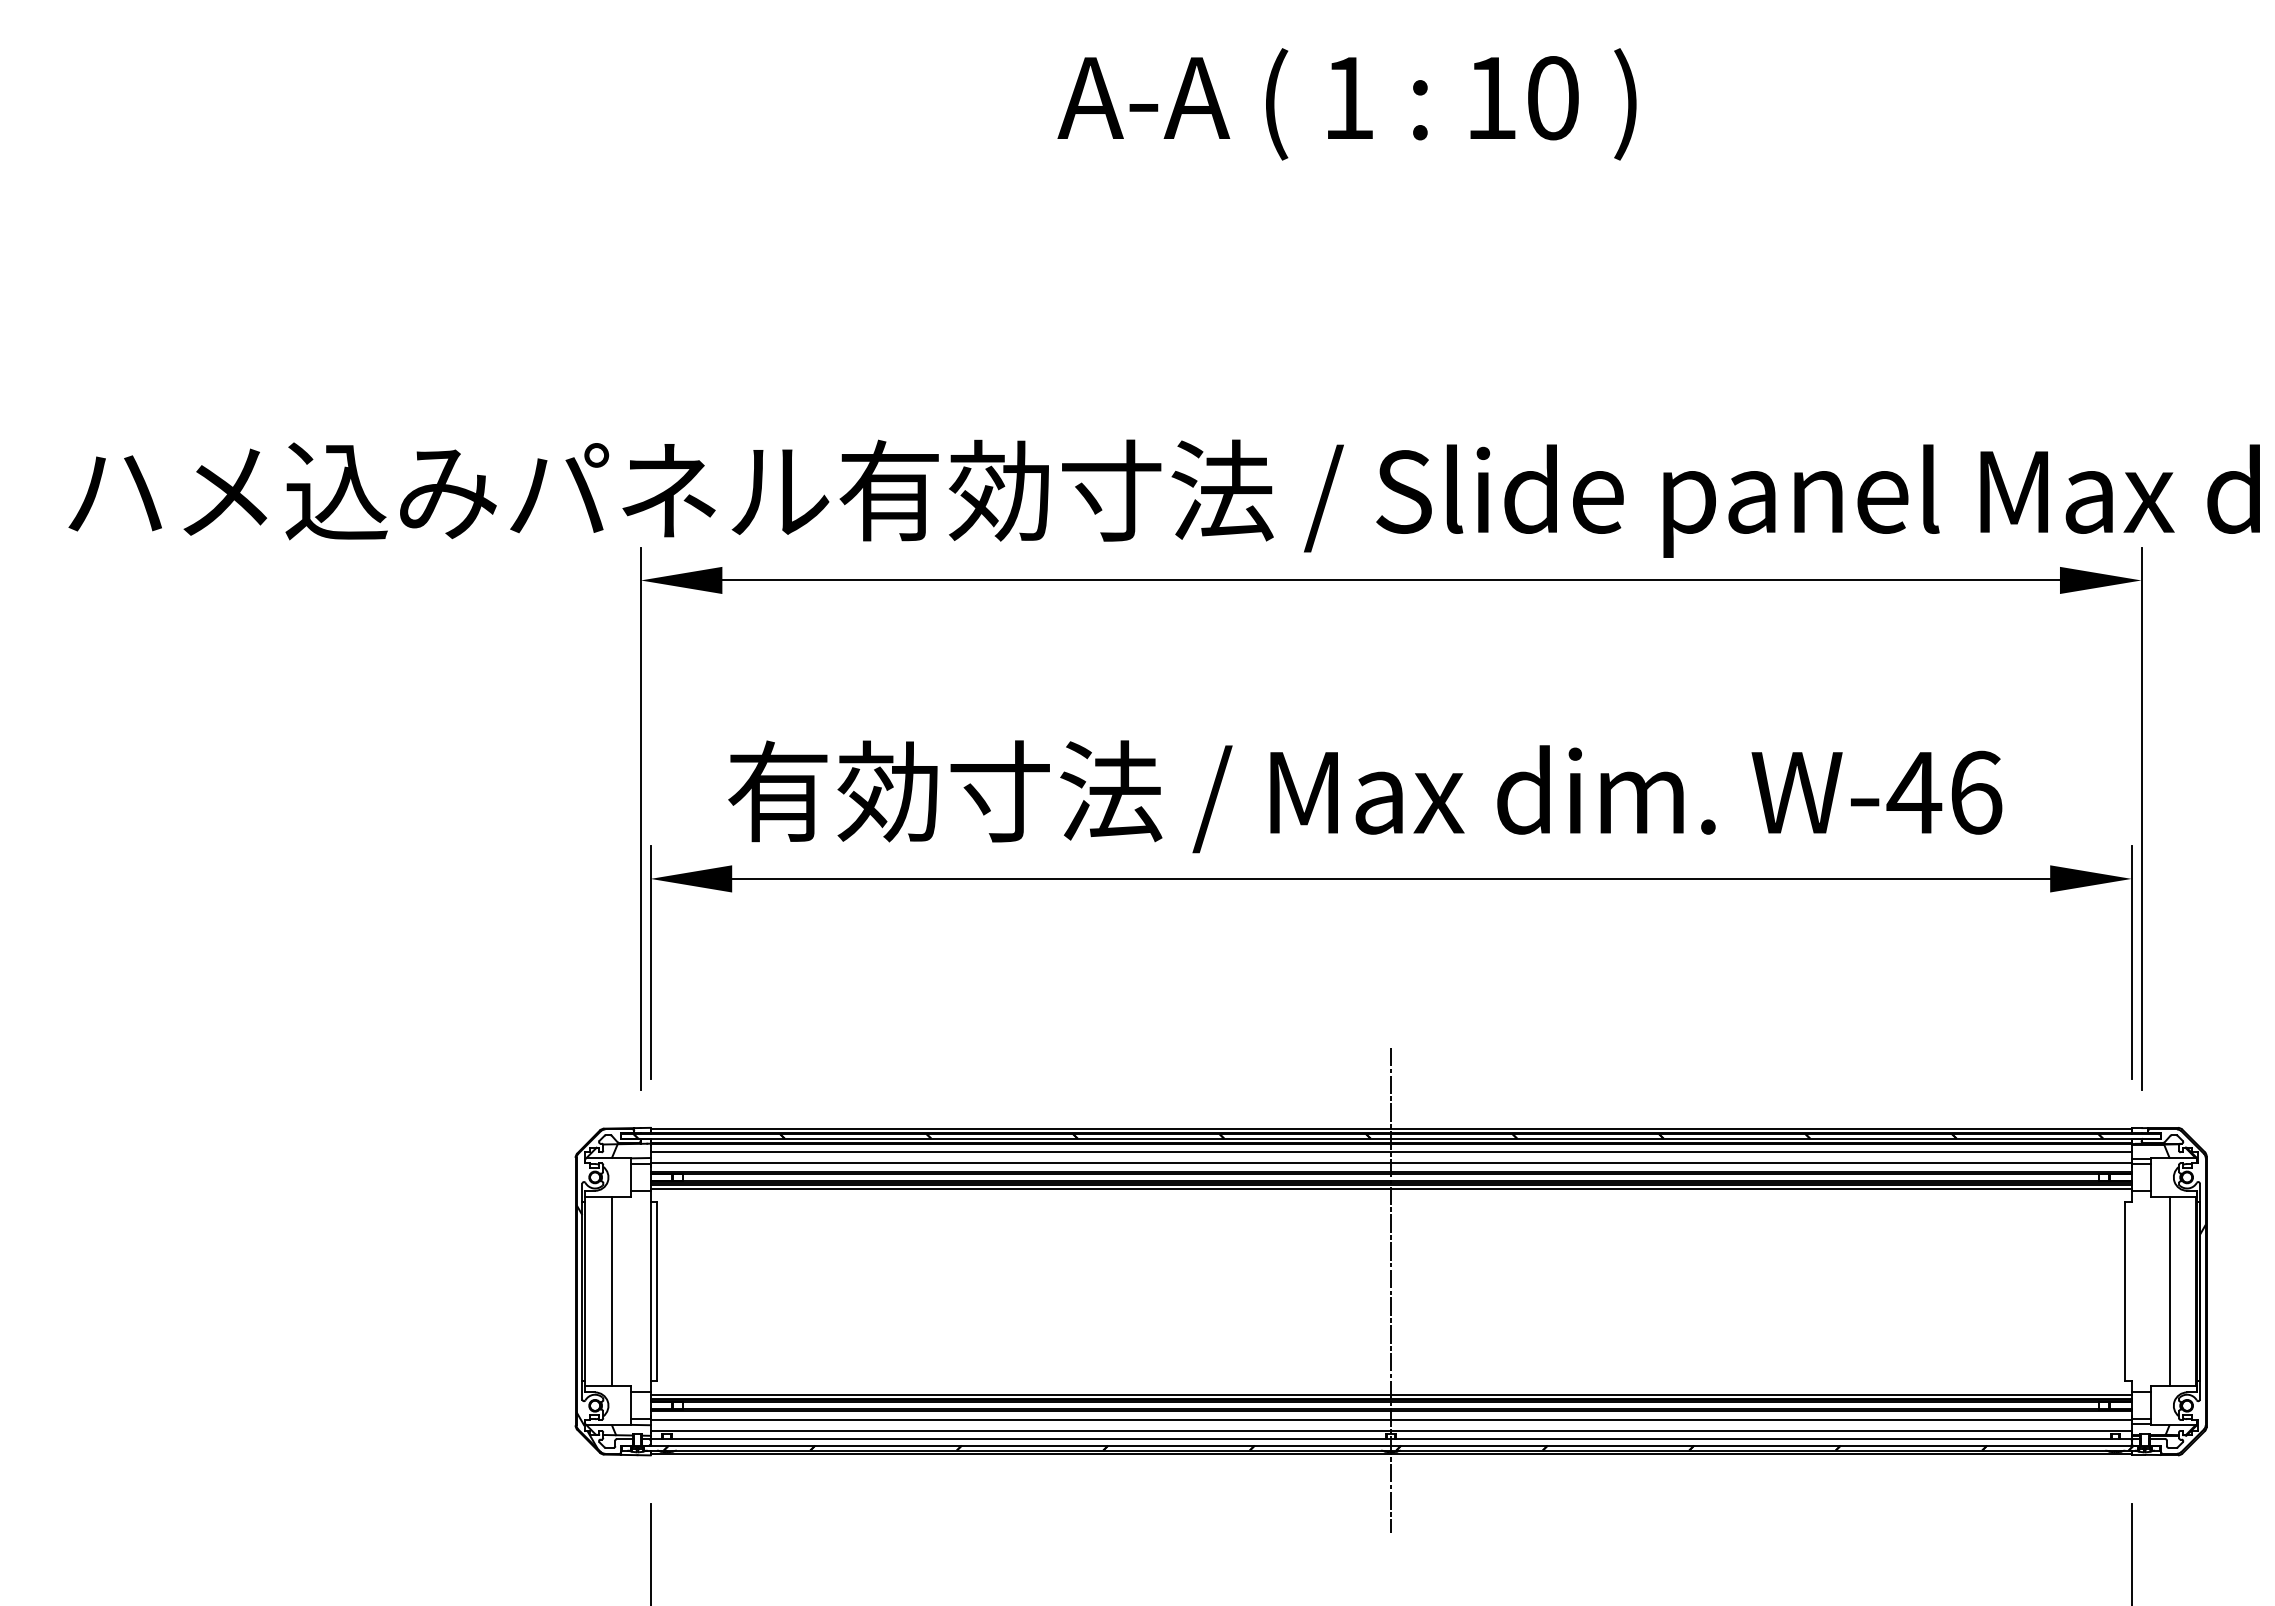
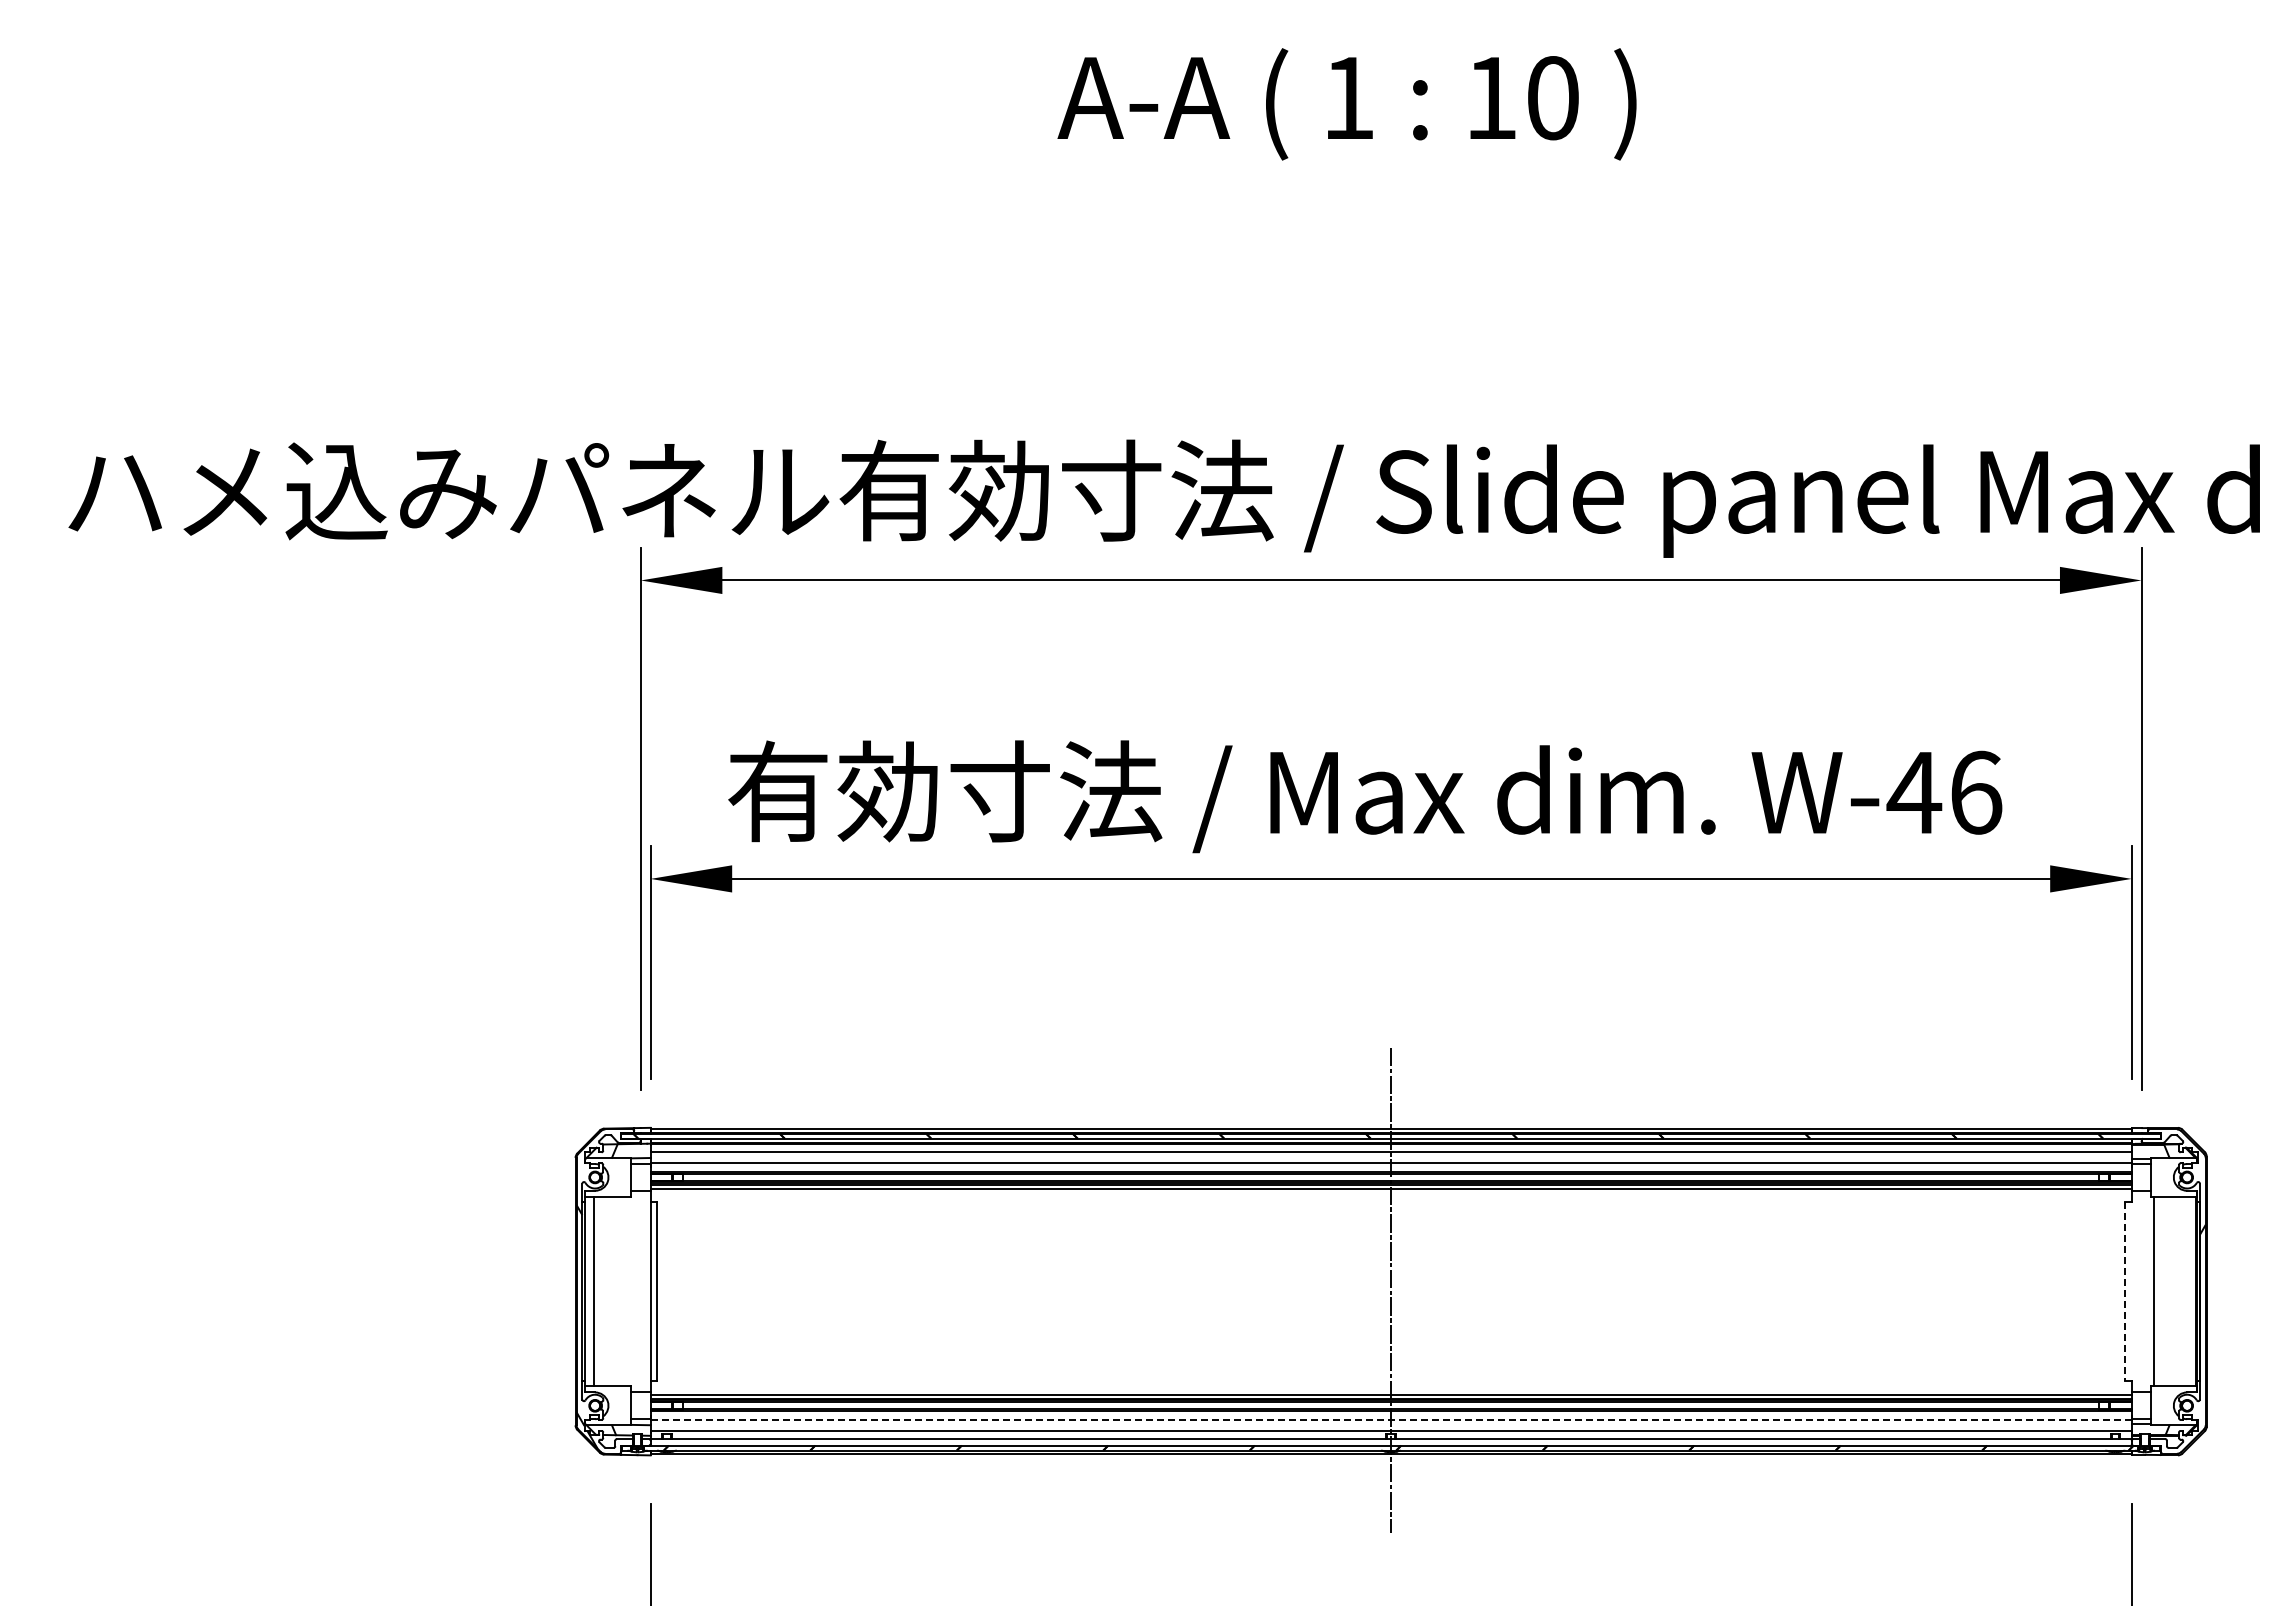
line position: (611, 1291) -> (593, 1291) (593, 1291)
line: solid -> dashed (2125, 1291)
line position: (2170, 1291) -> (2154, 1291) (2154, 1291)
line: solid -> dashed (1391, 1419)
